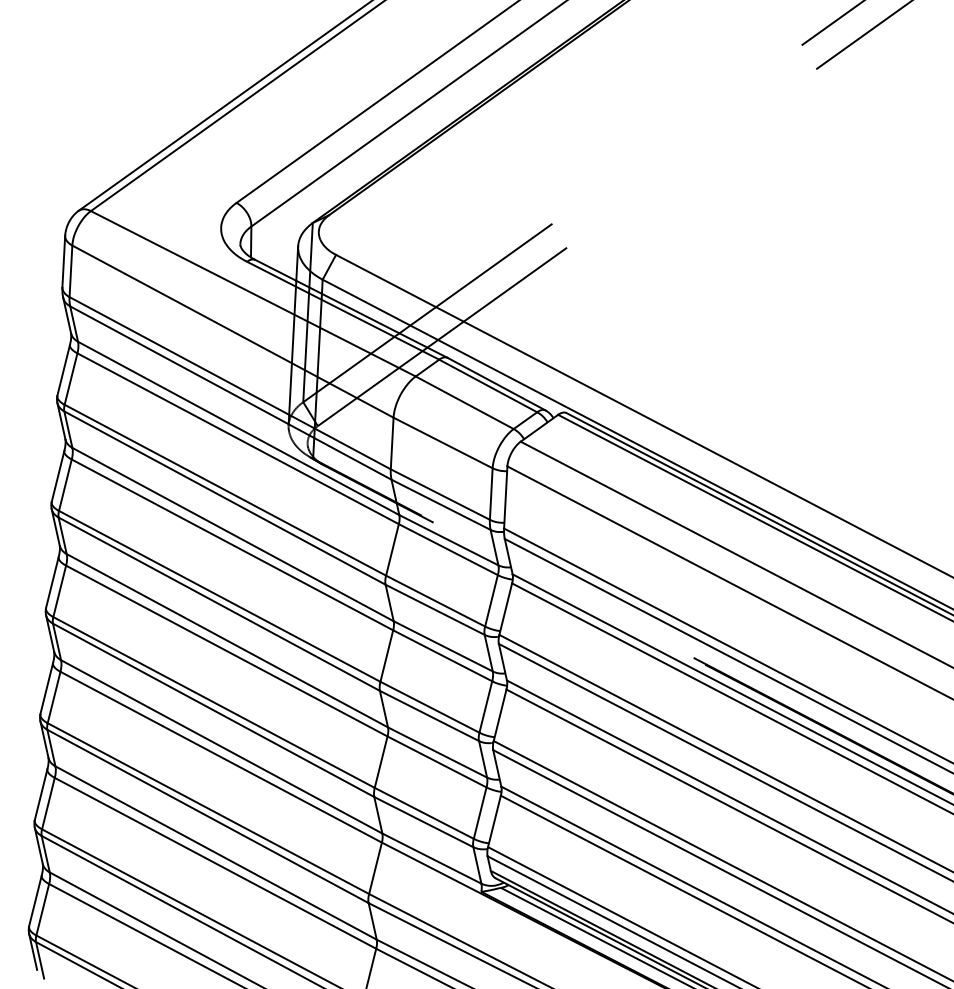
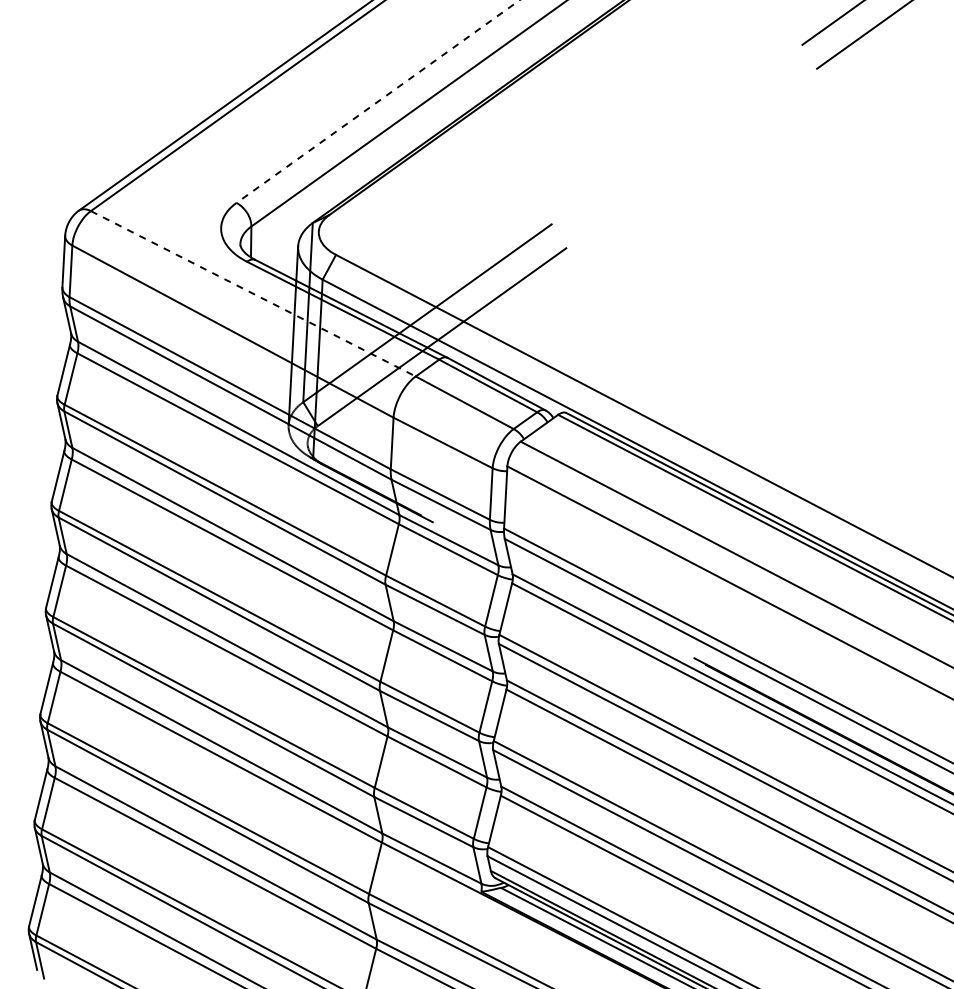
line: solid -> dashed (377, 101)
line: solid -> dashed (253, 294)
